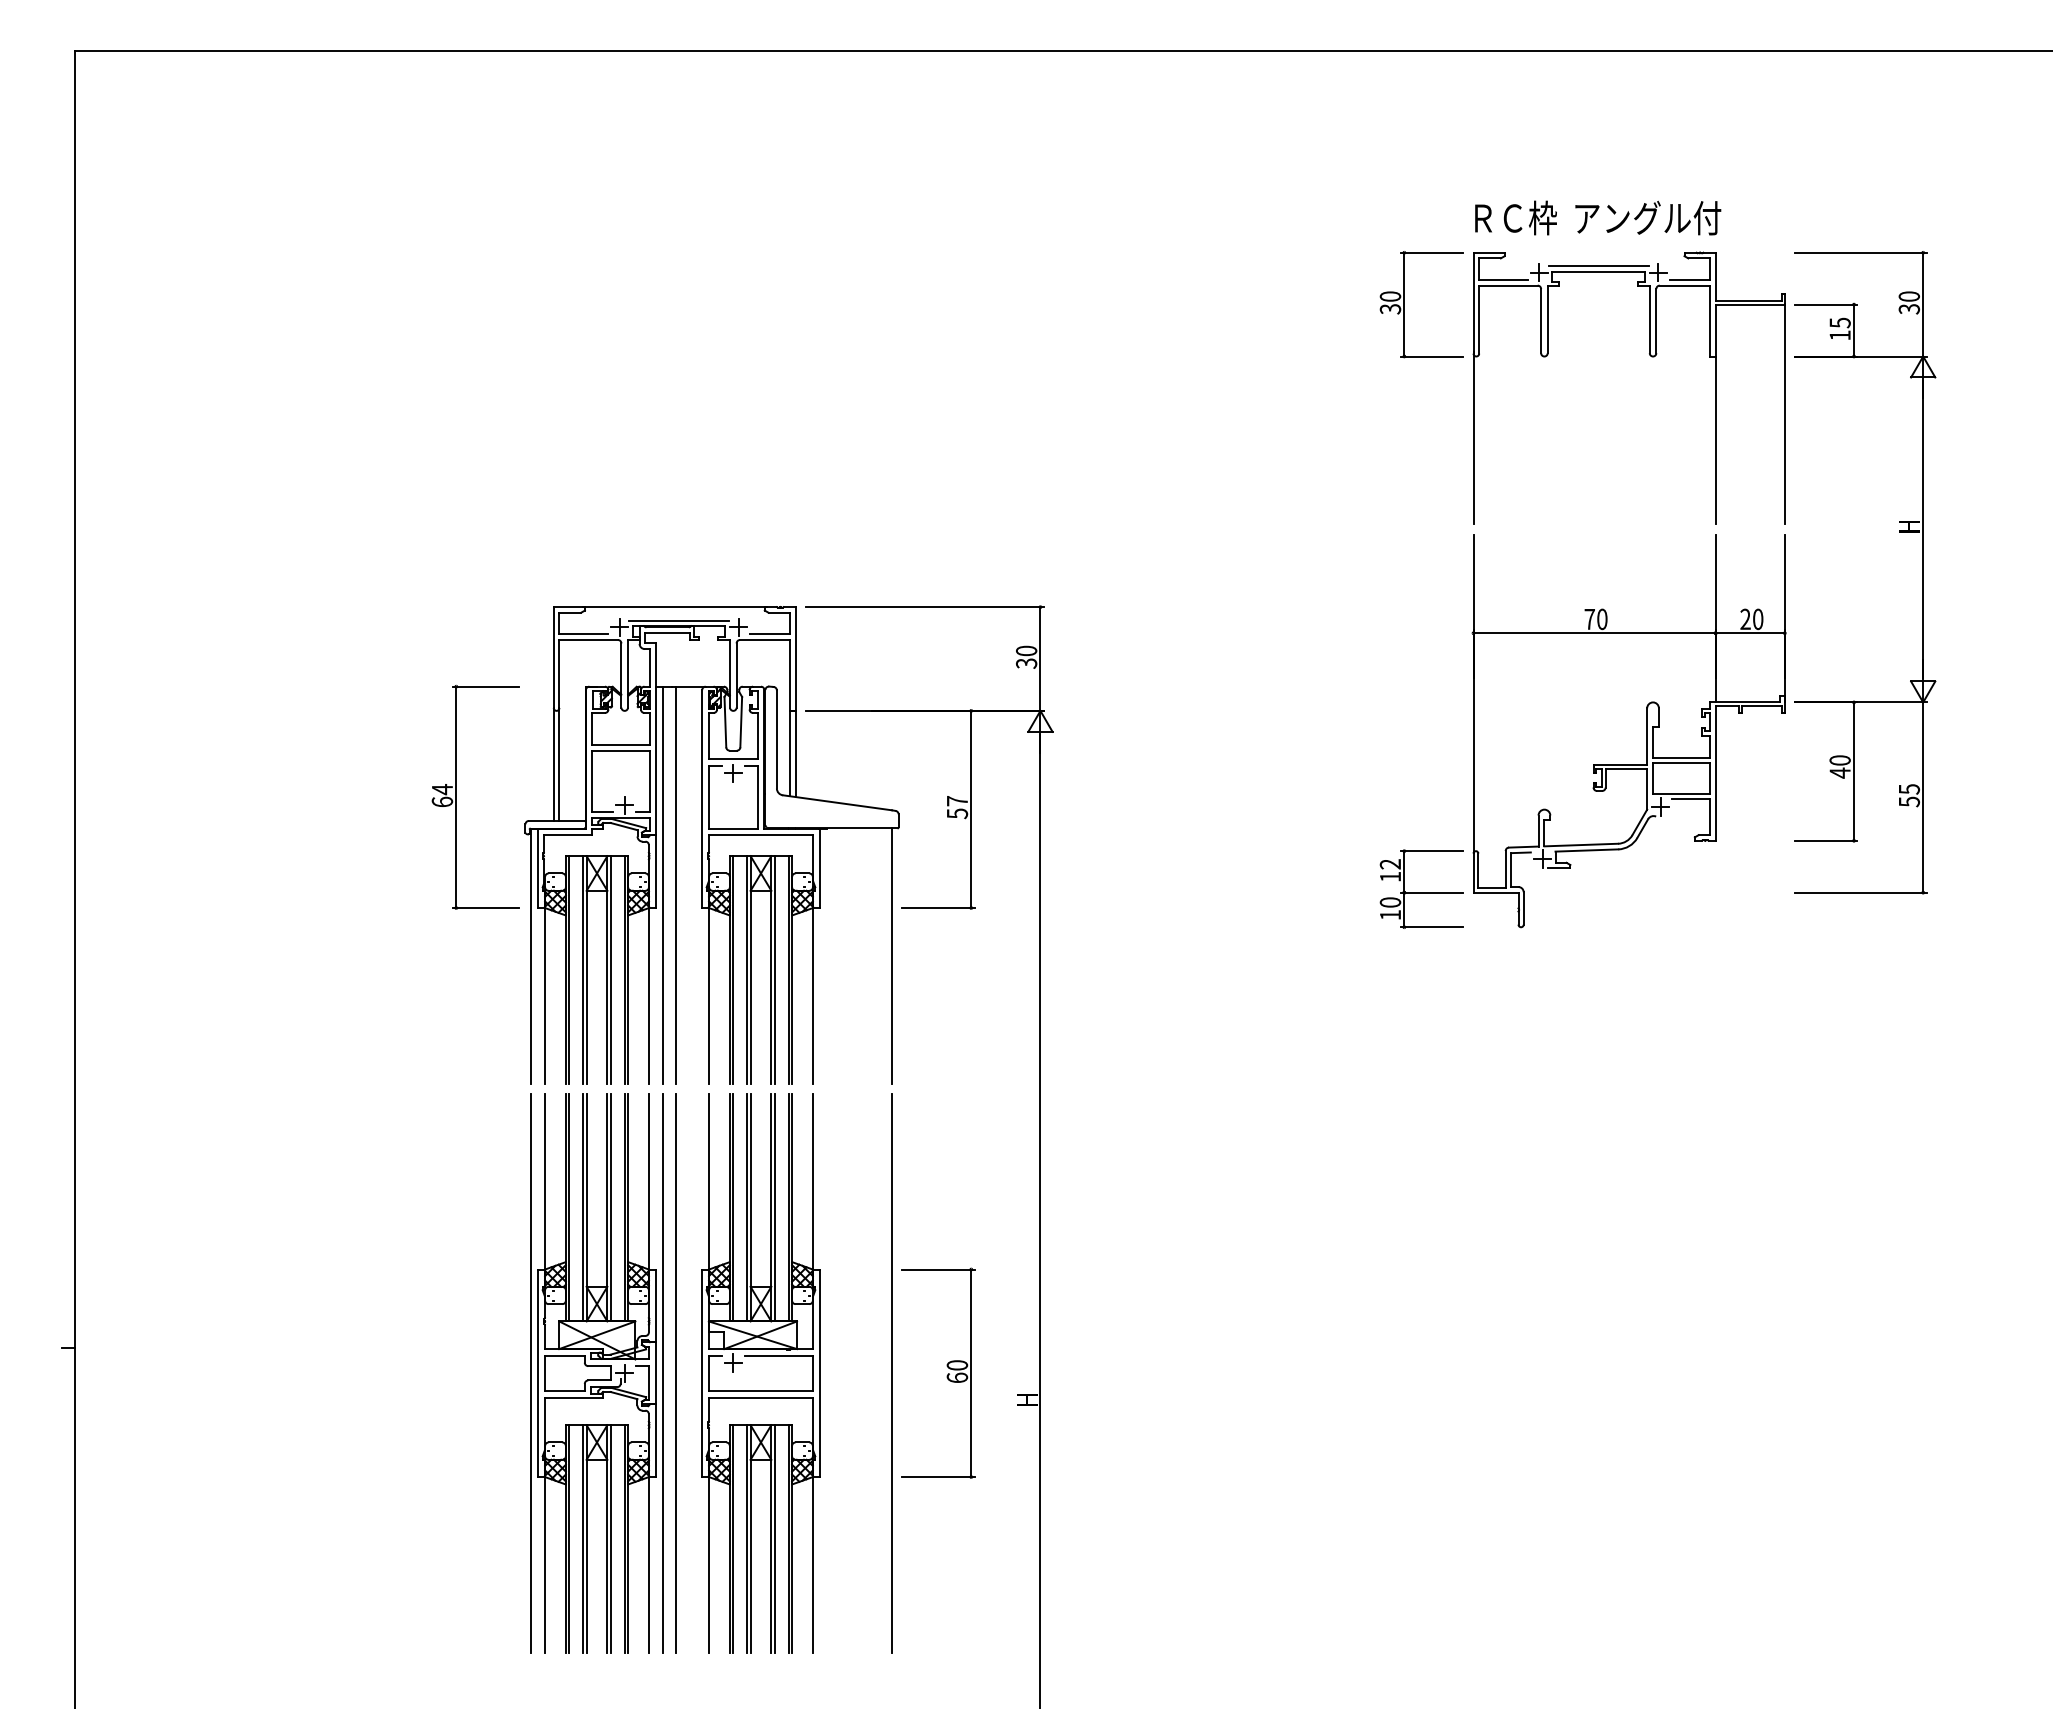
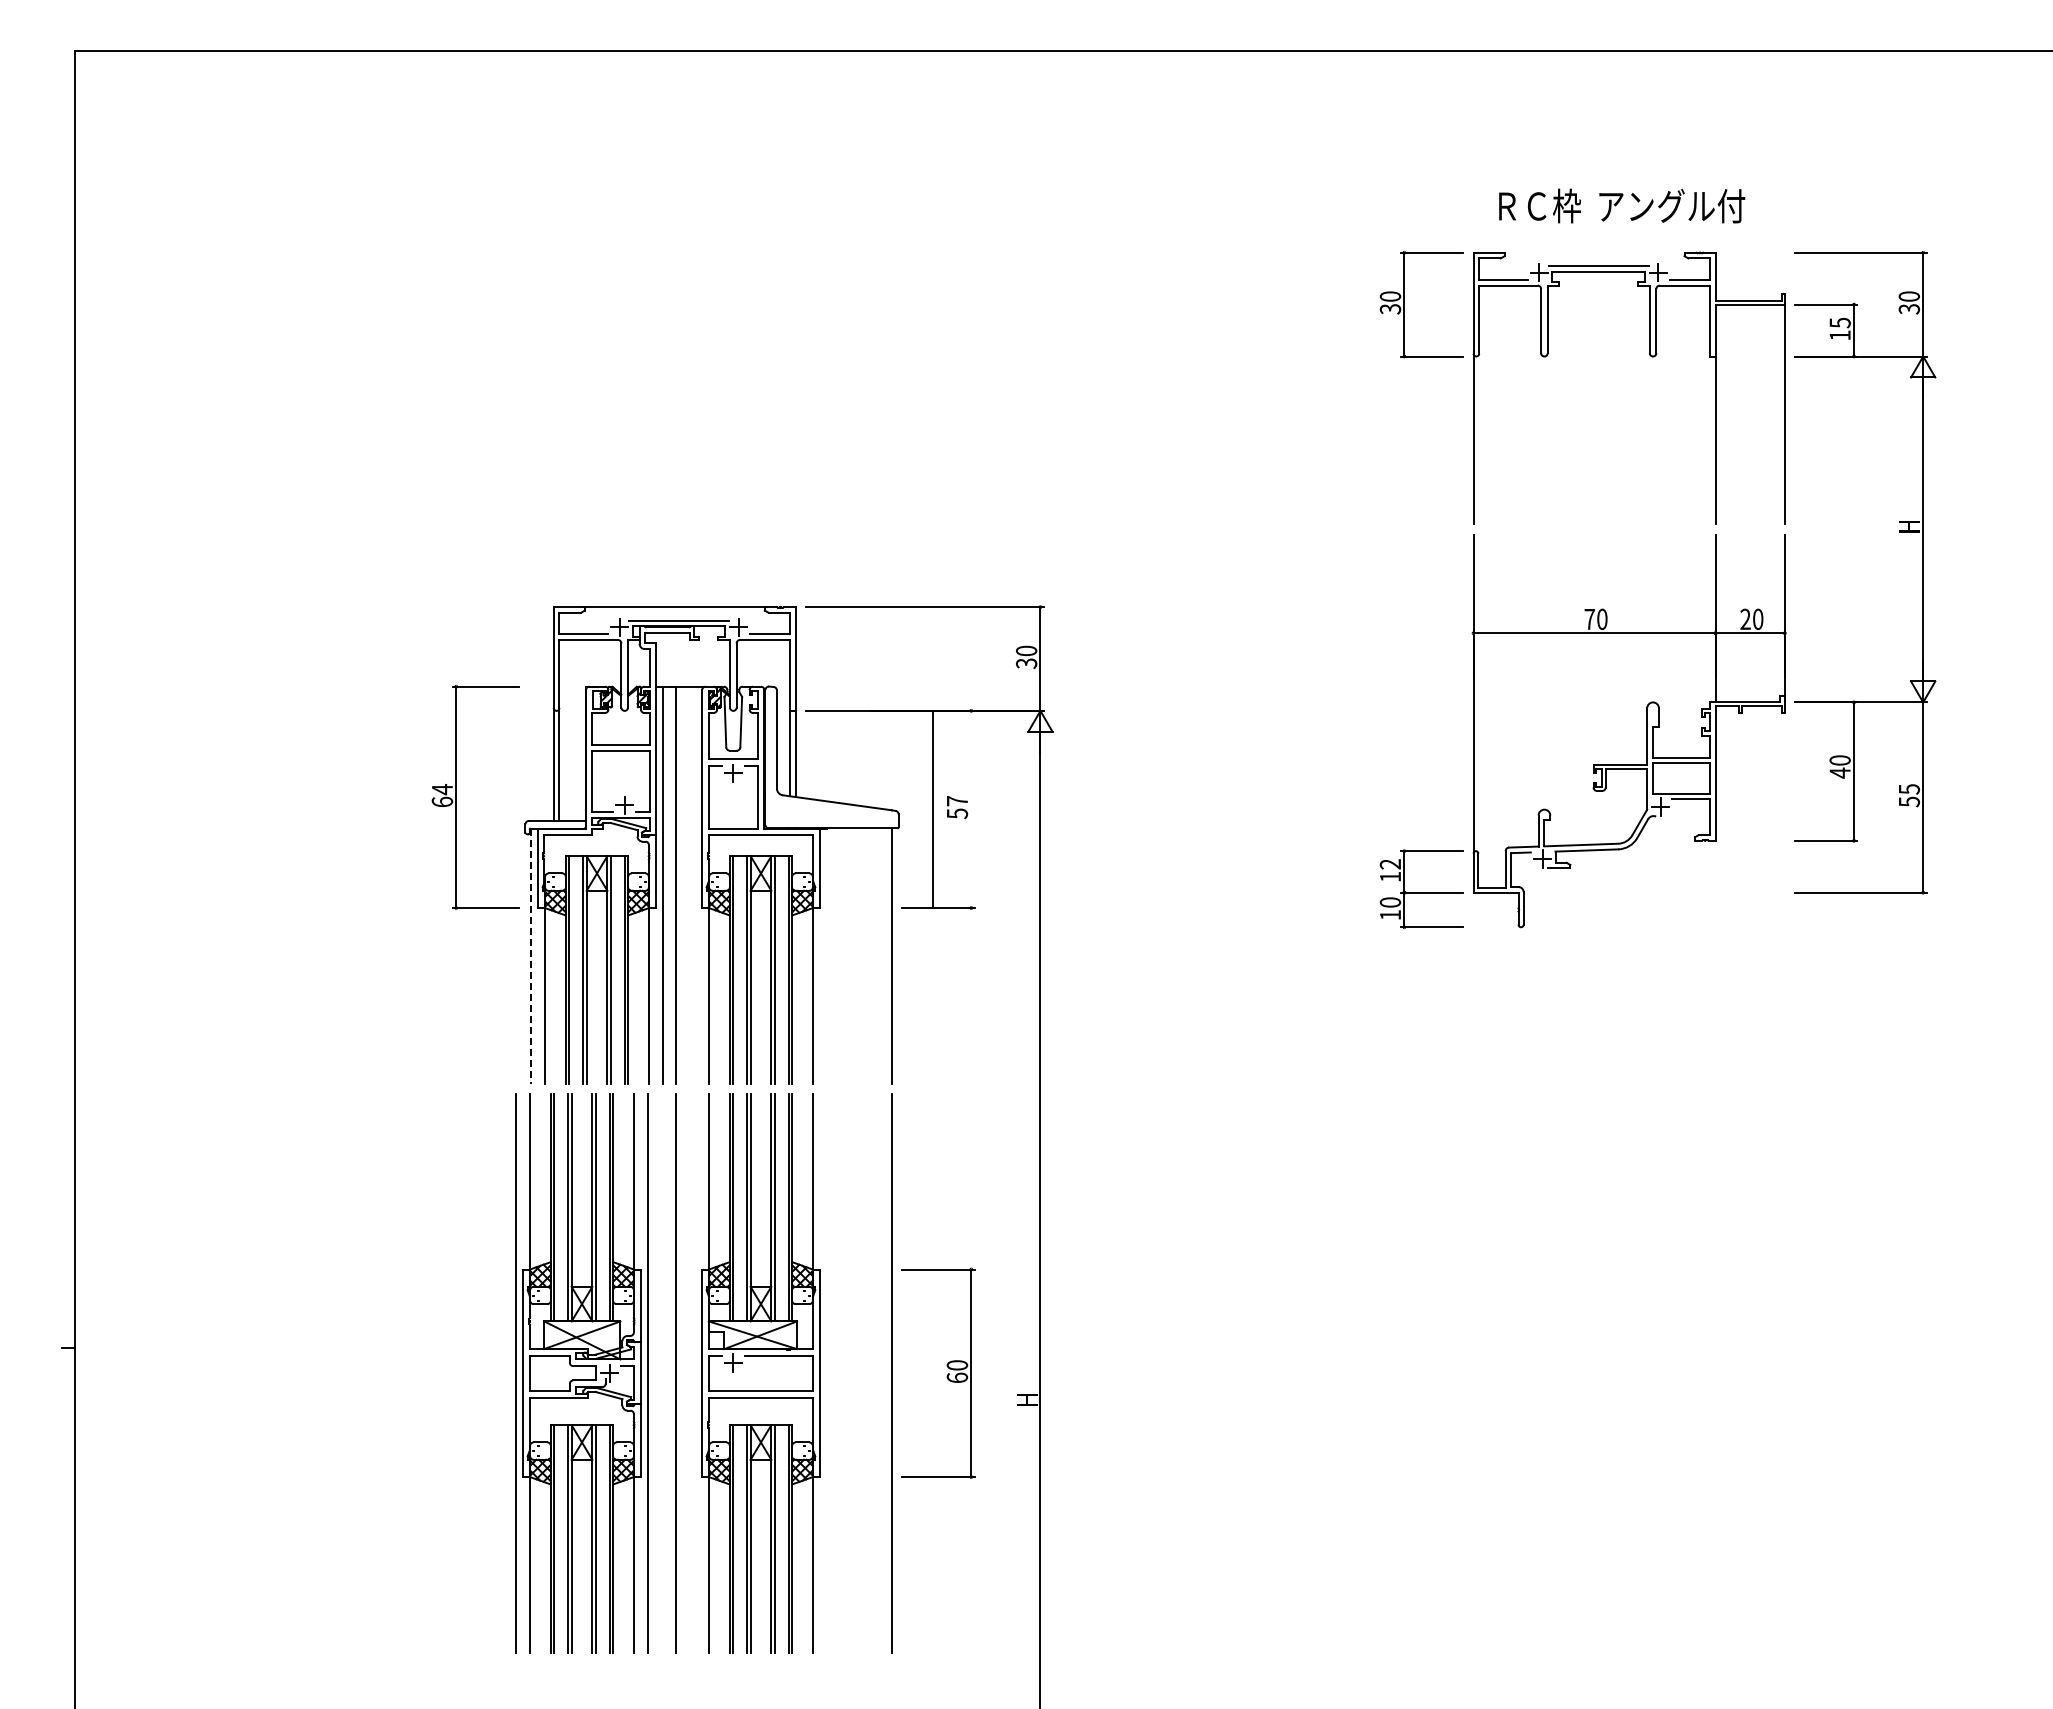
text position: (1598, 217) -> (1622, 205) (1622, 205)
line position: (971, 809) -> (933, 809) (933, 809)
line: solid -> dashed (530, 956)
part position: (596, 1373) -> (581, 1373) (581, 1373)
